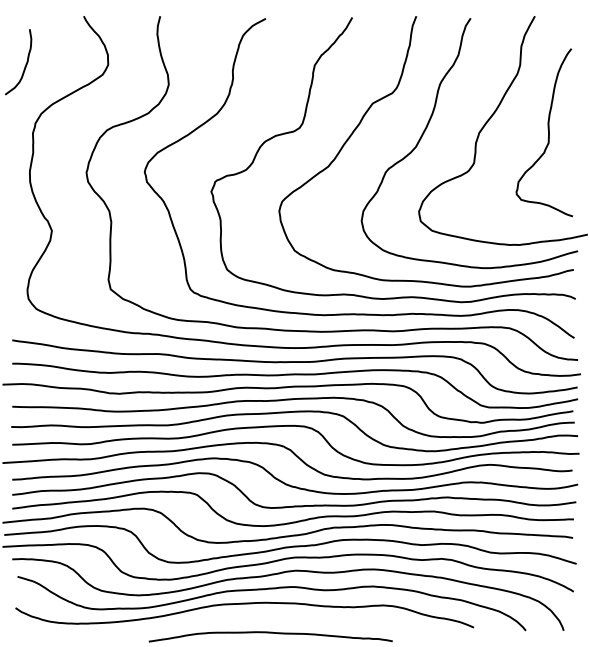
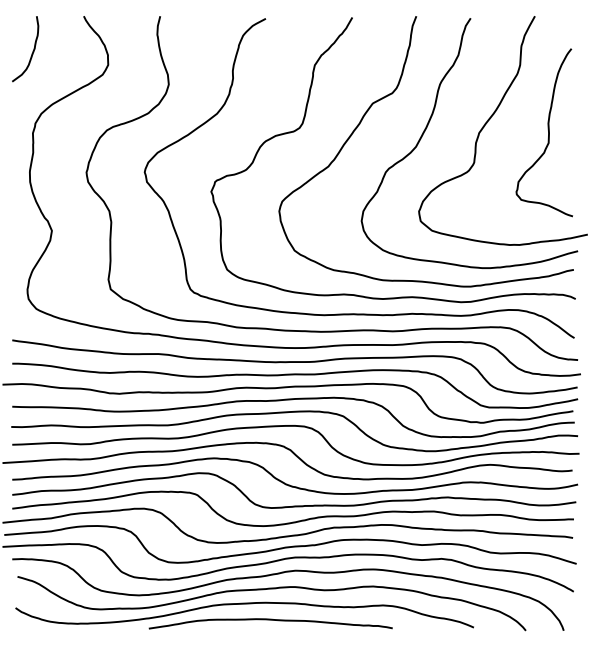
curve position: (24, 66) -> (31, 53) (31, 53)
curve position: (270, 633) -> (270, 620) (270, 620)
